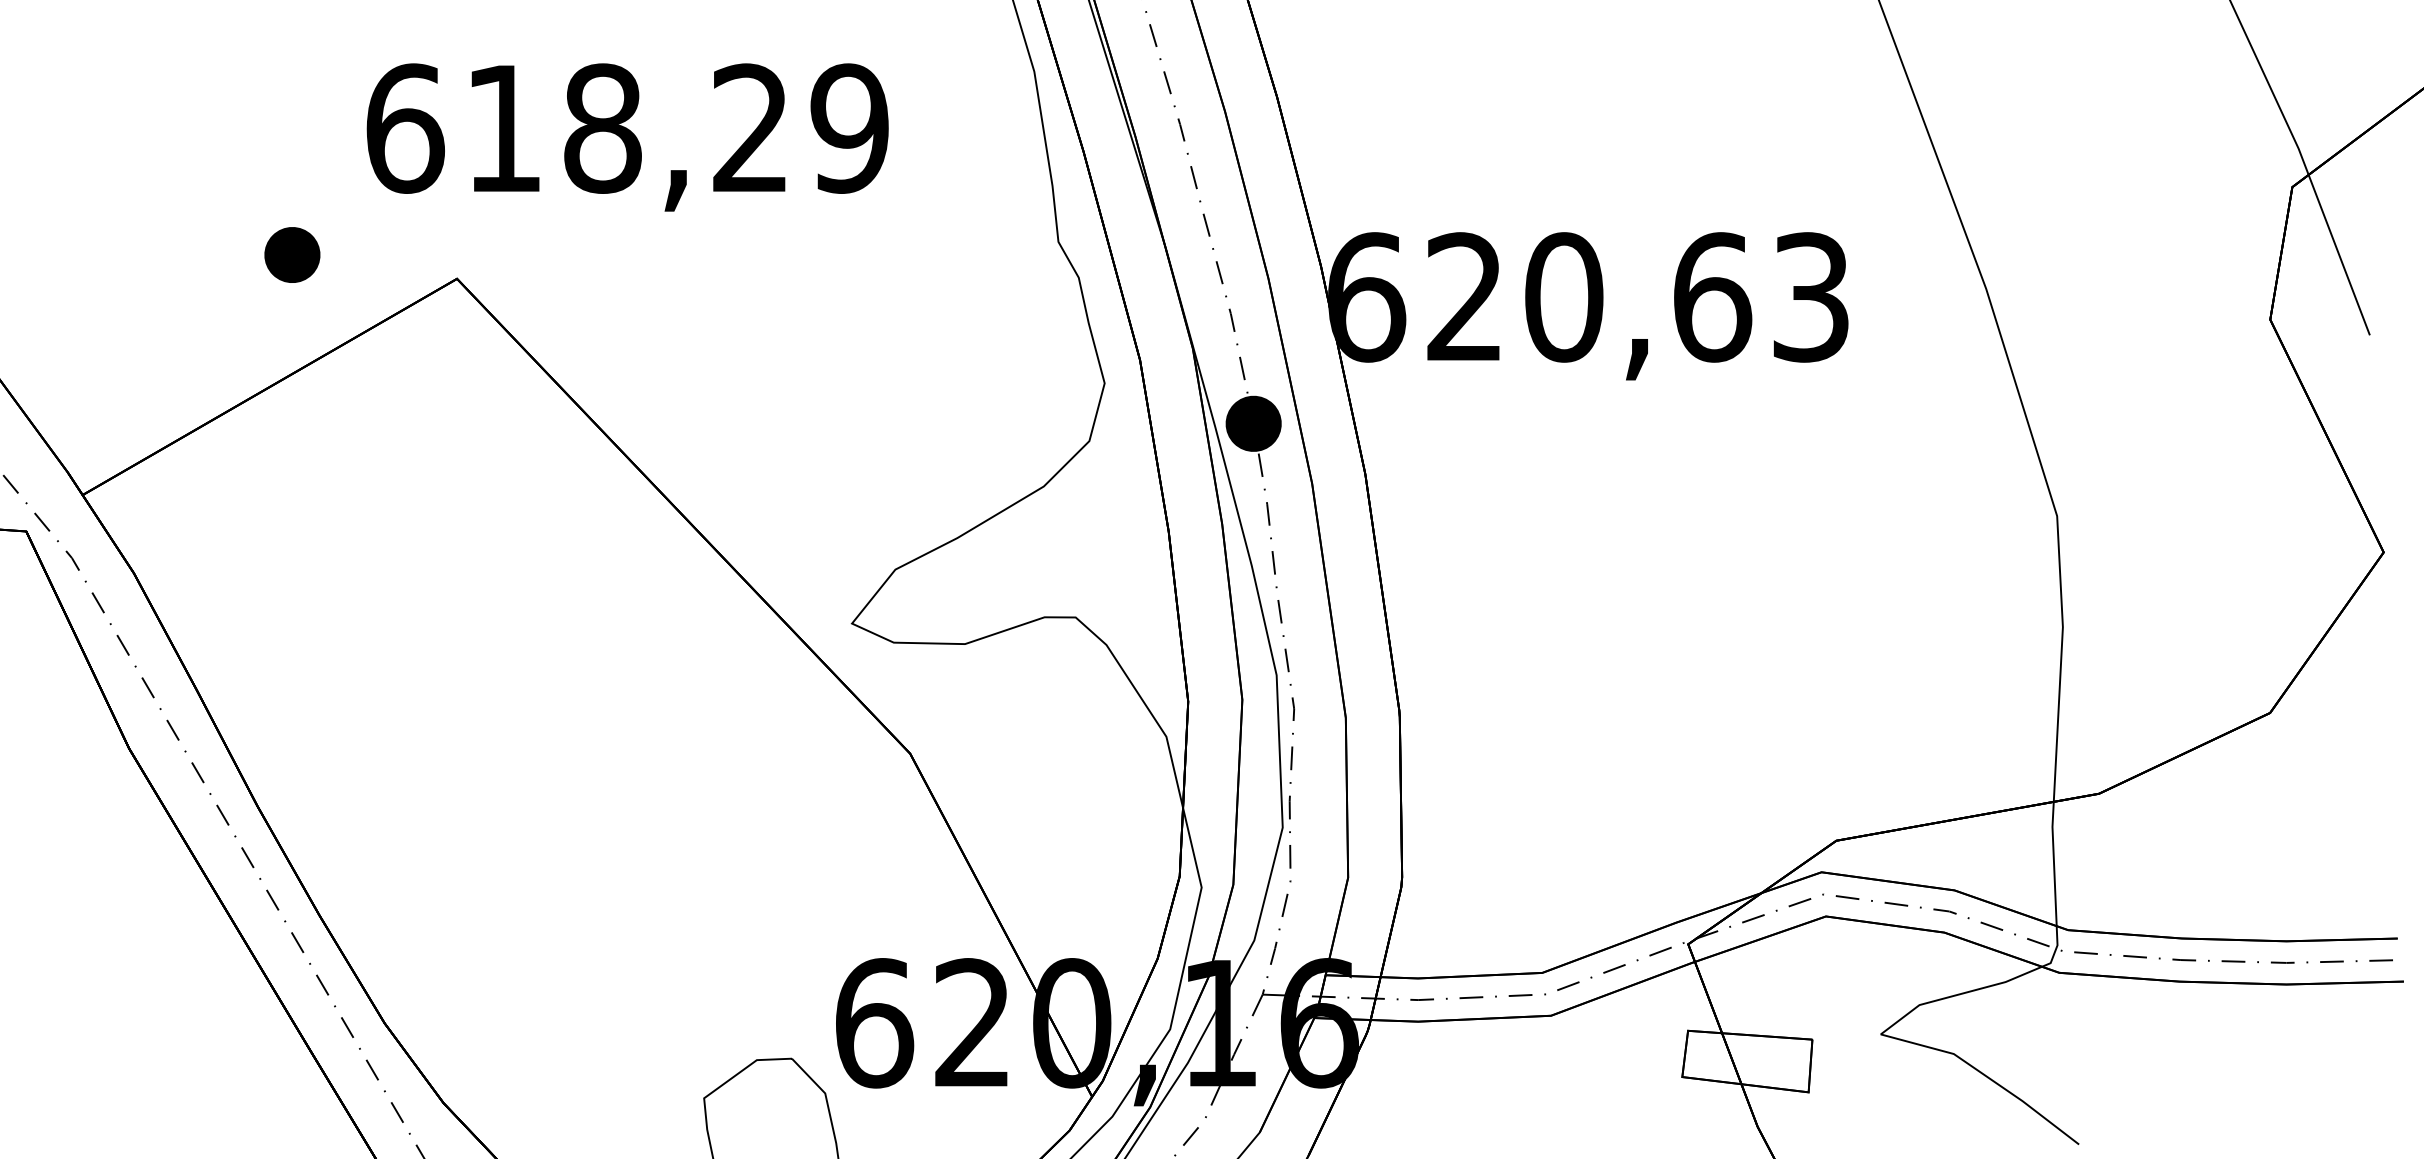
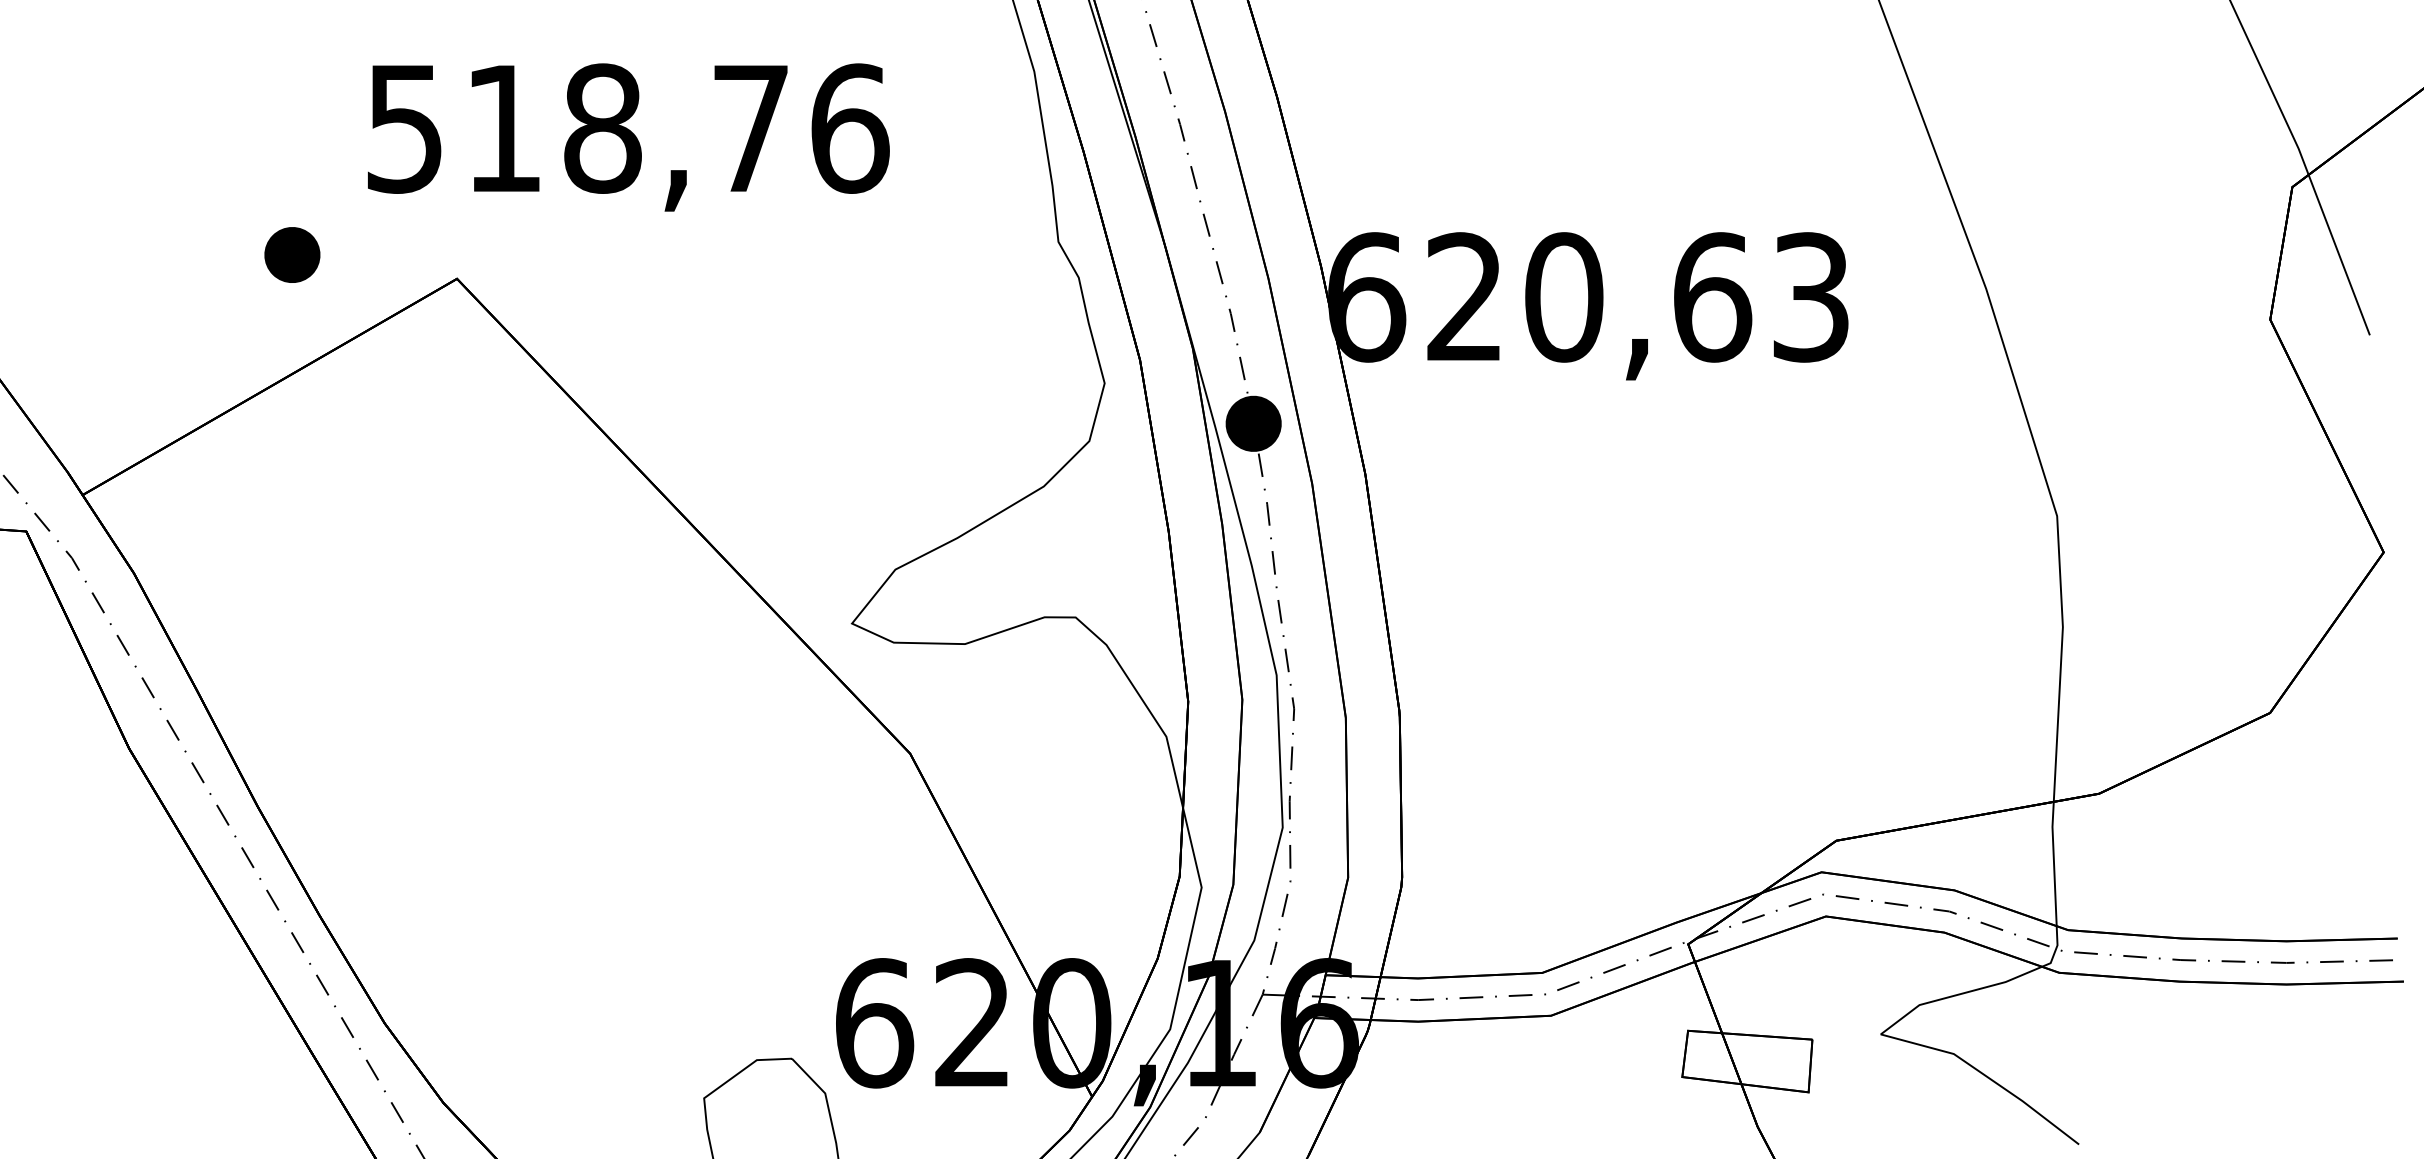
text: 618,29 -> 518,76 (627, 128)
